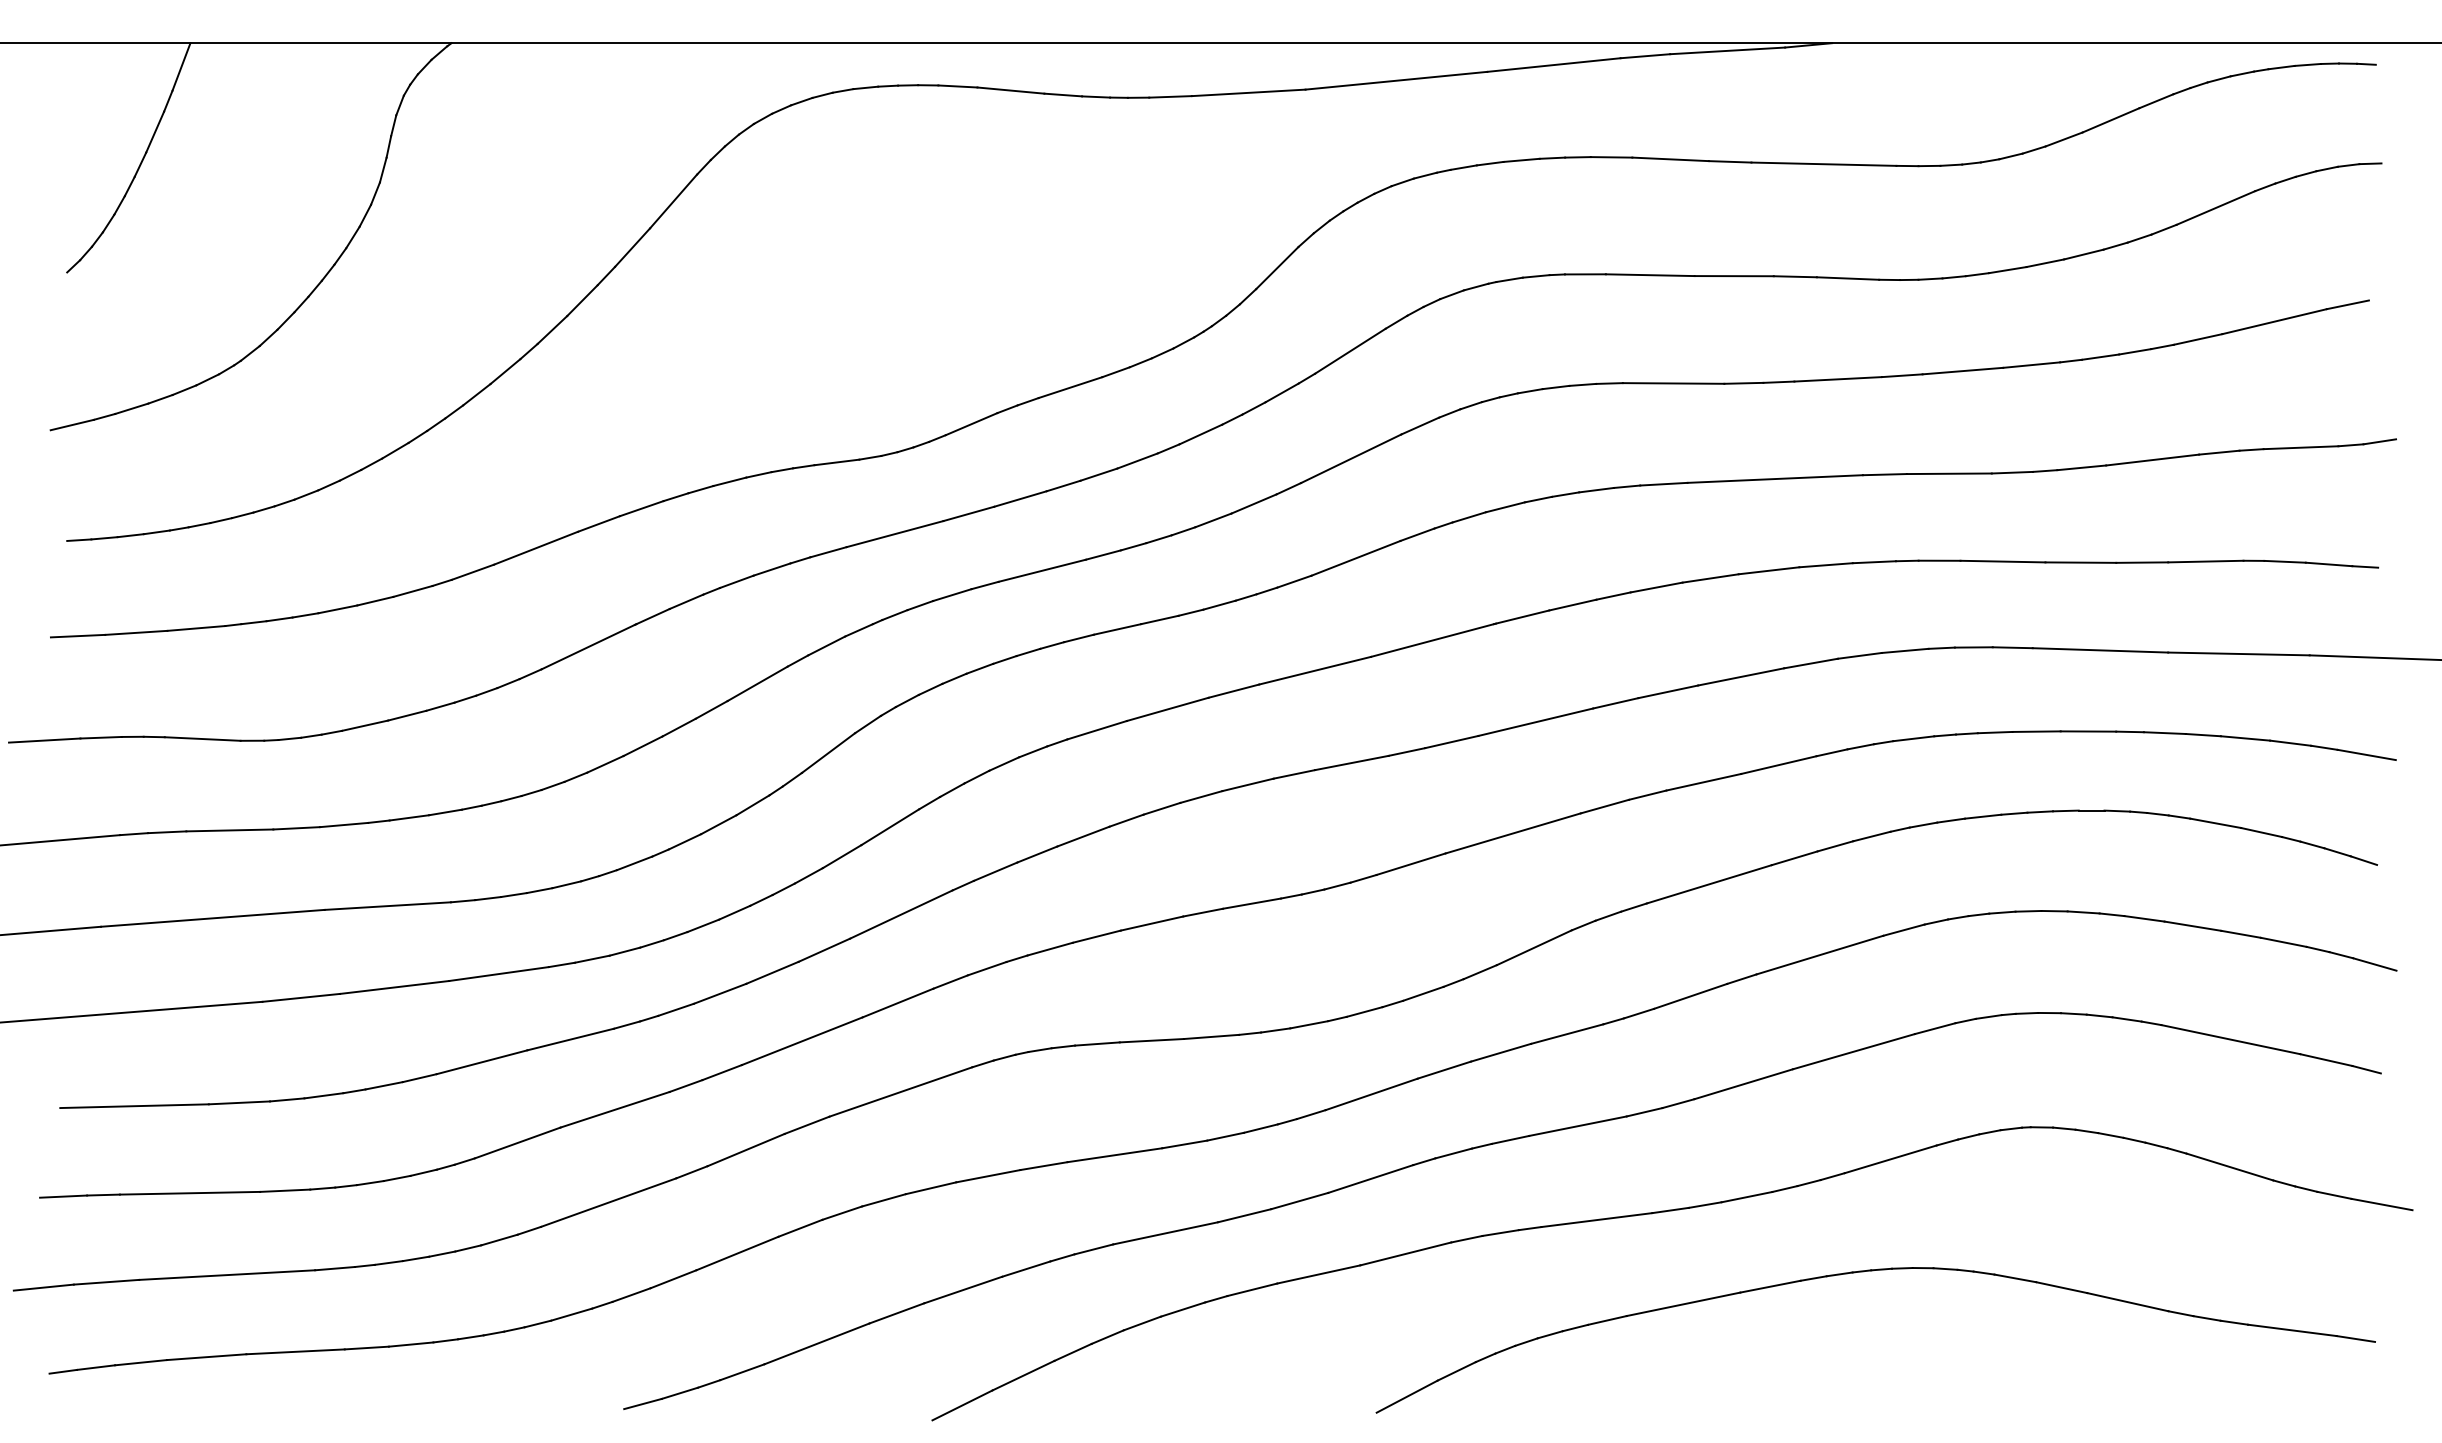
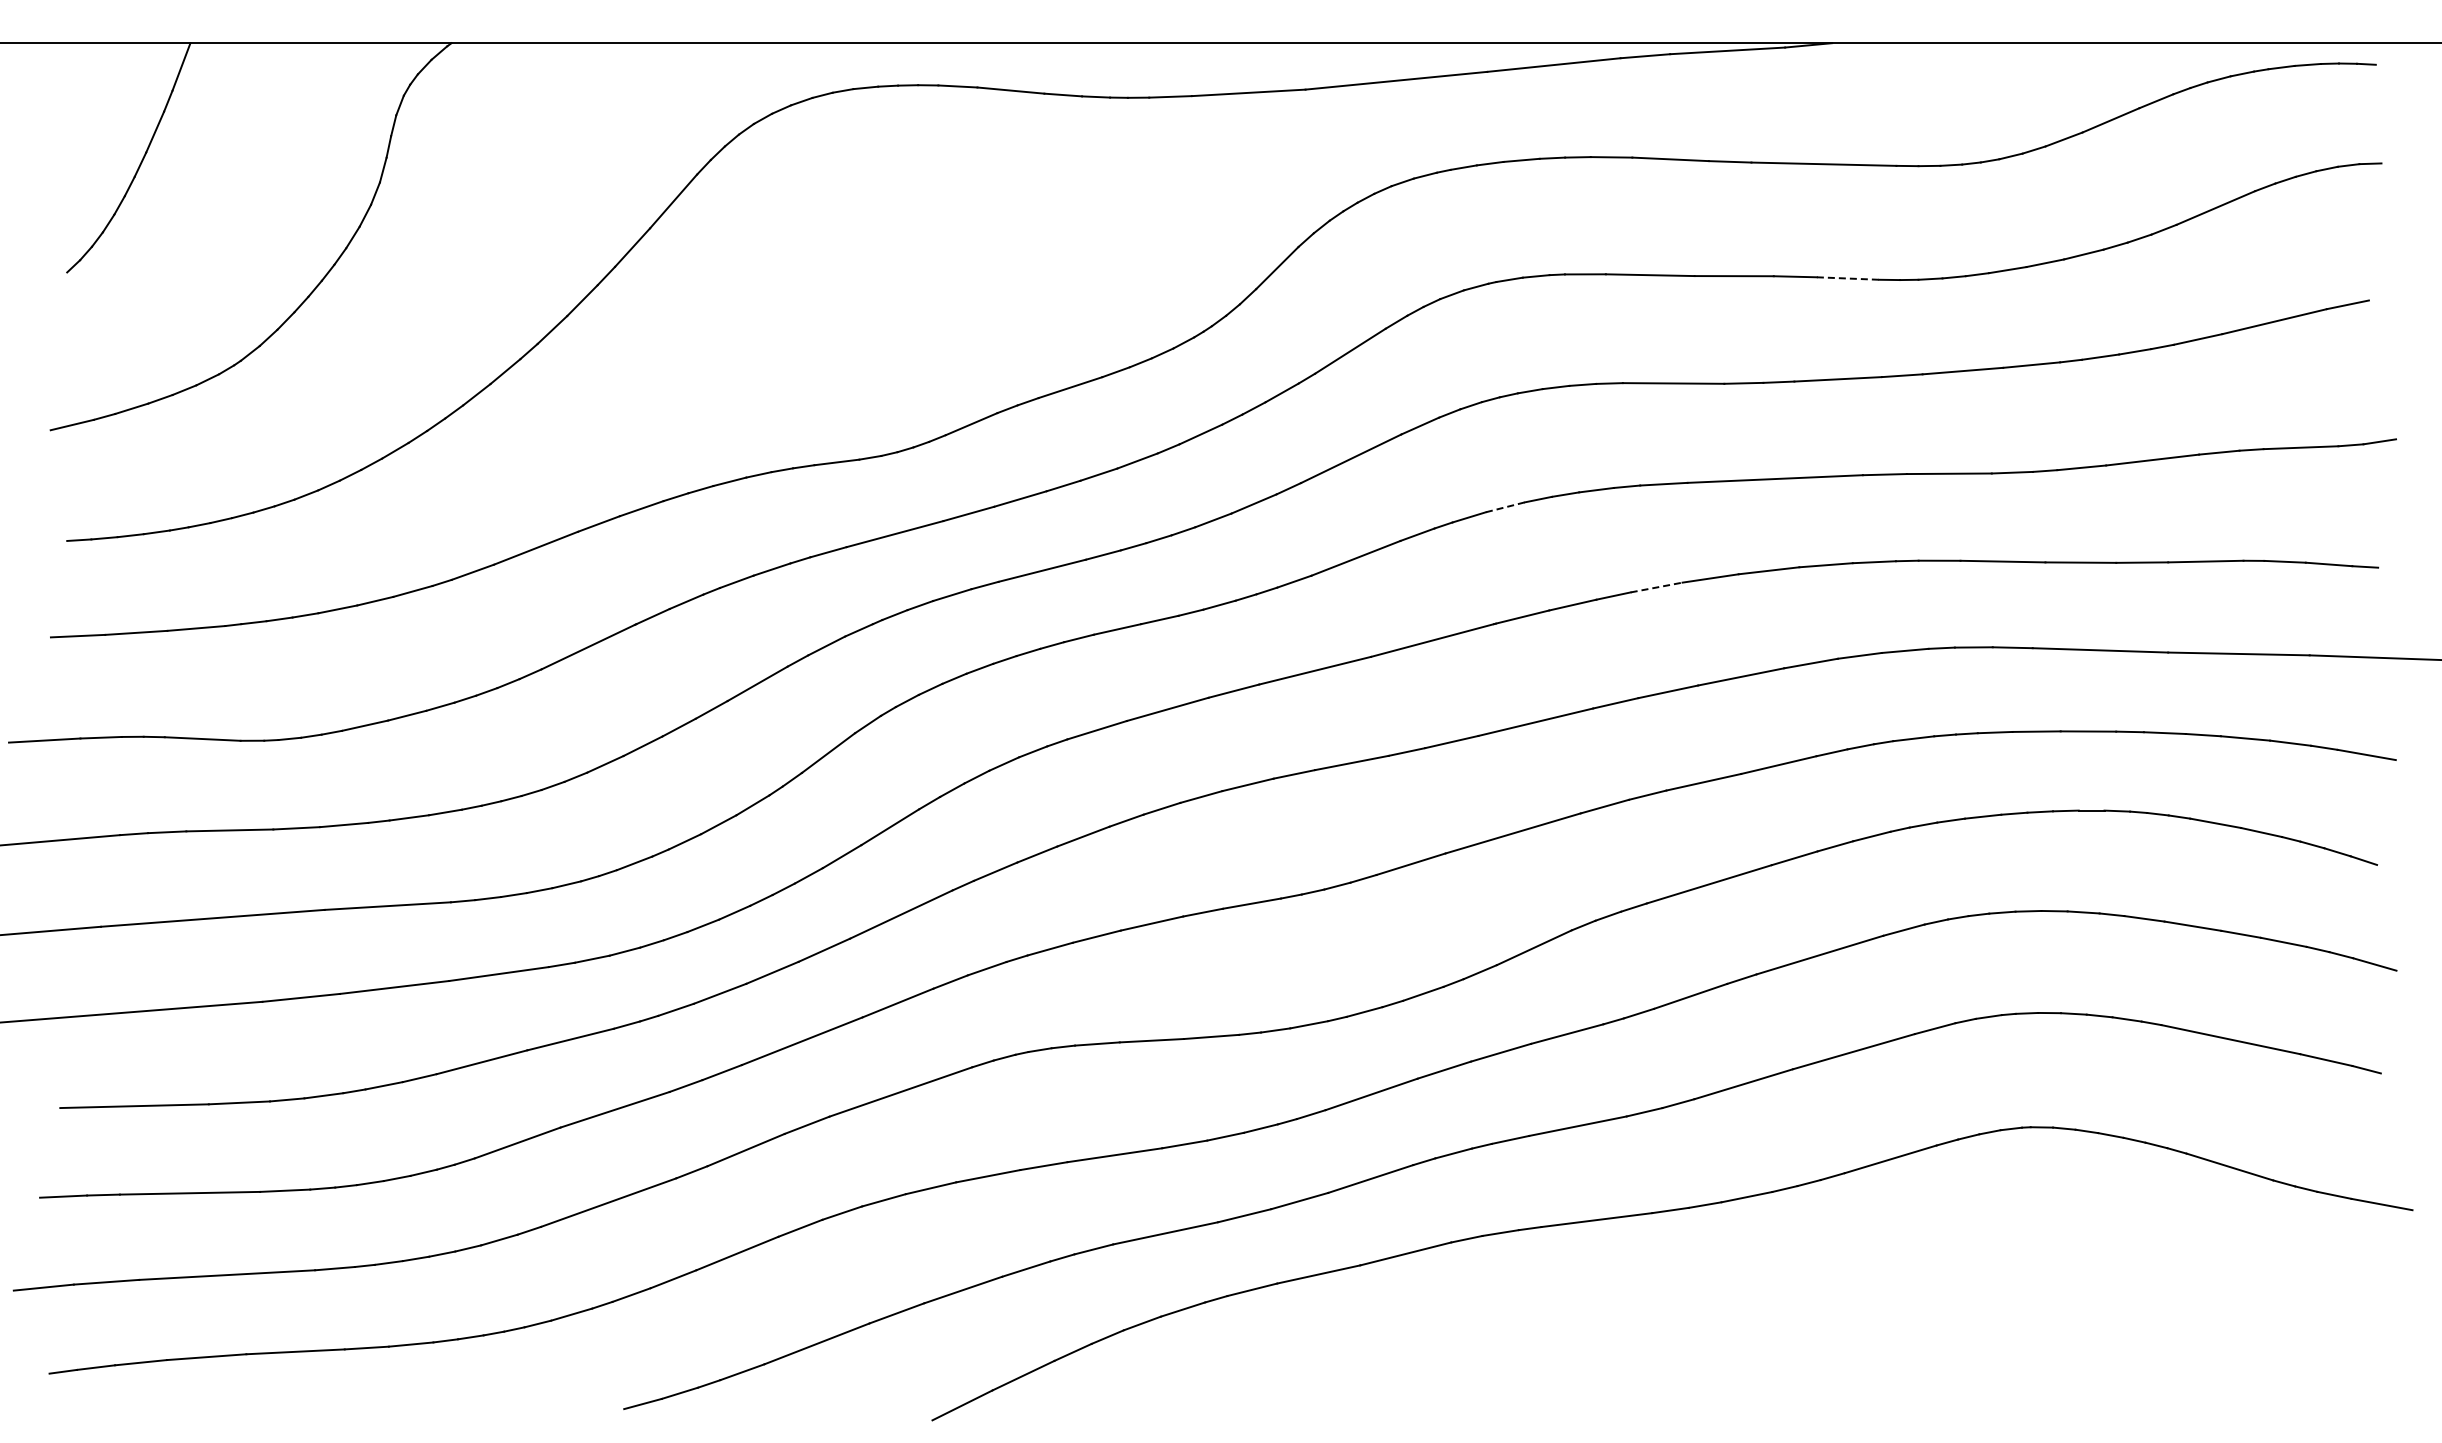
line: solid -> dashed (1848, 278)
line: solid -> dashed (1505, 507)
line: solid -> dashed (1657, 587)
part: present -> none (1873, 1271)
